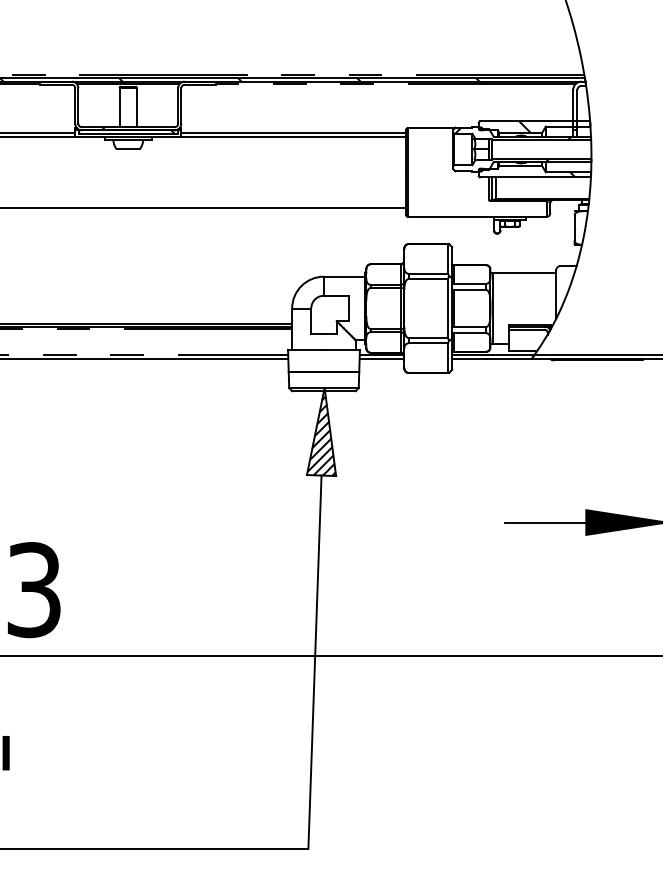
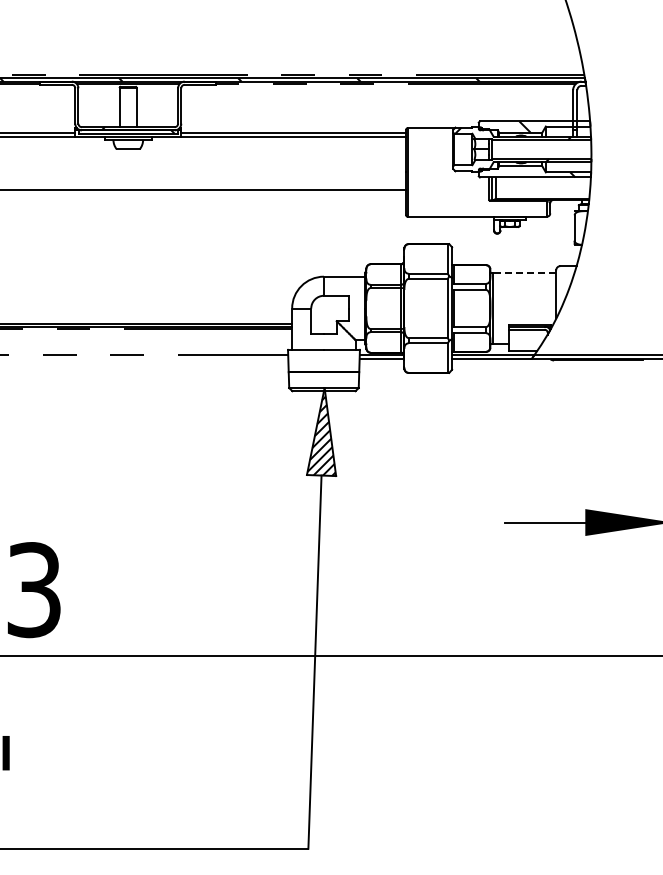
line position: (204, 208) -> (204, 190) (204, 190)
line: solid -> dashed (524, 272)
line: present -> none (145, 359)
